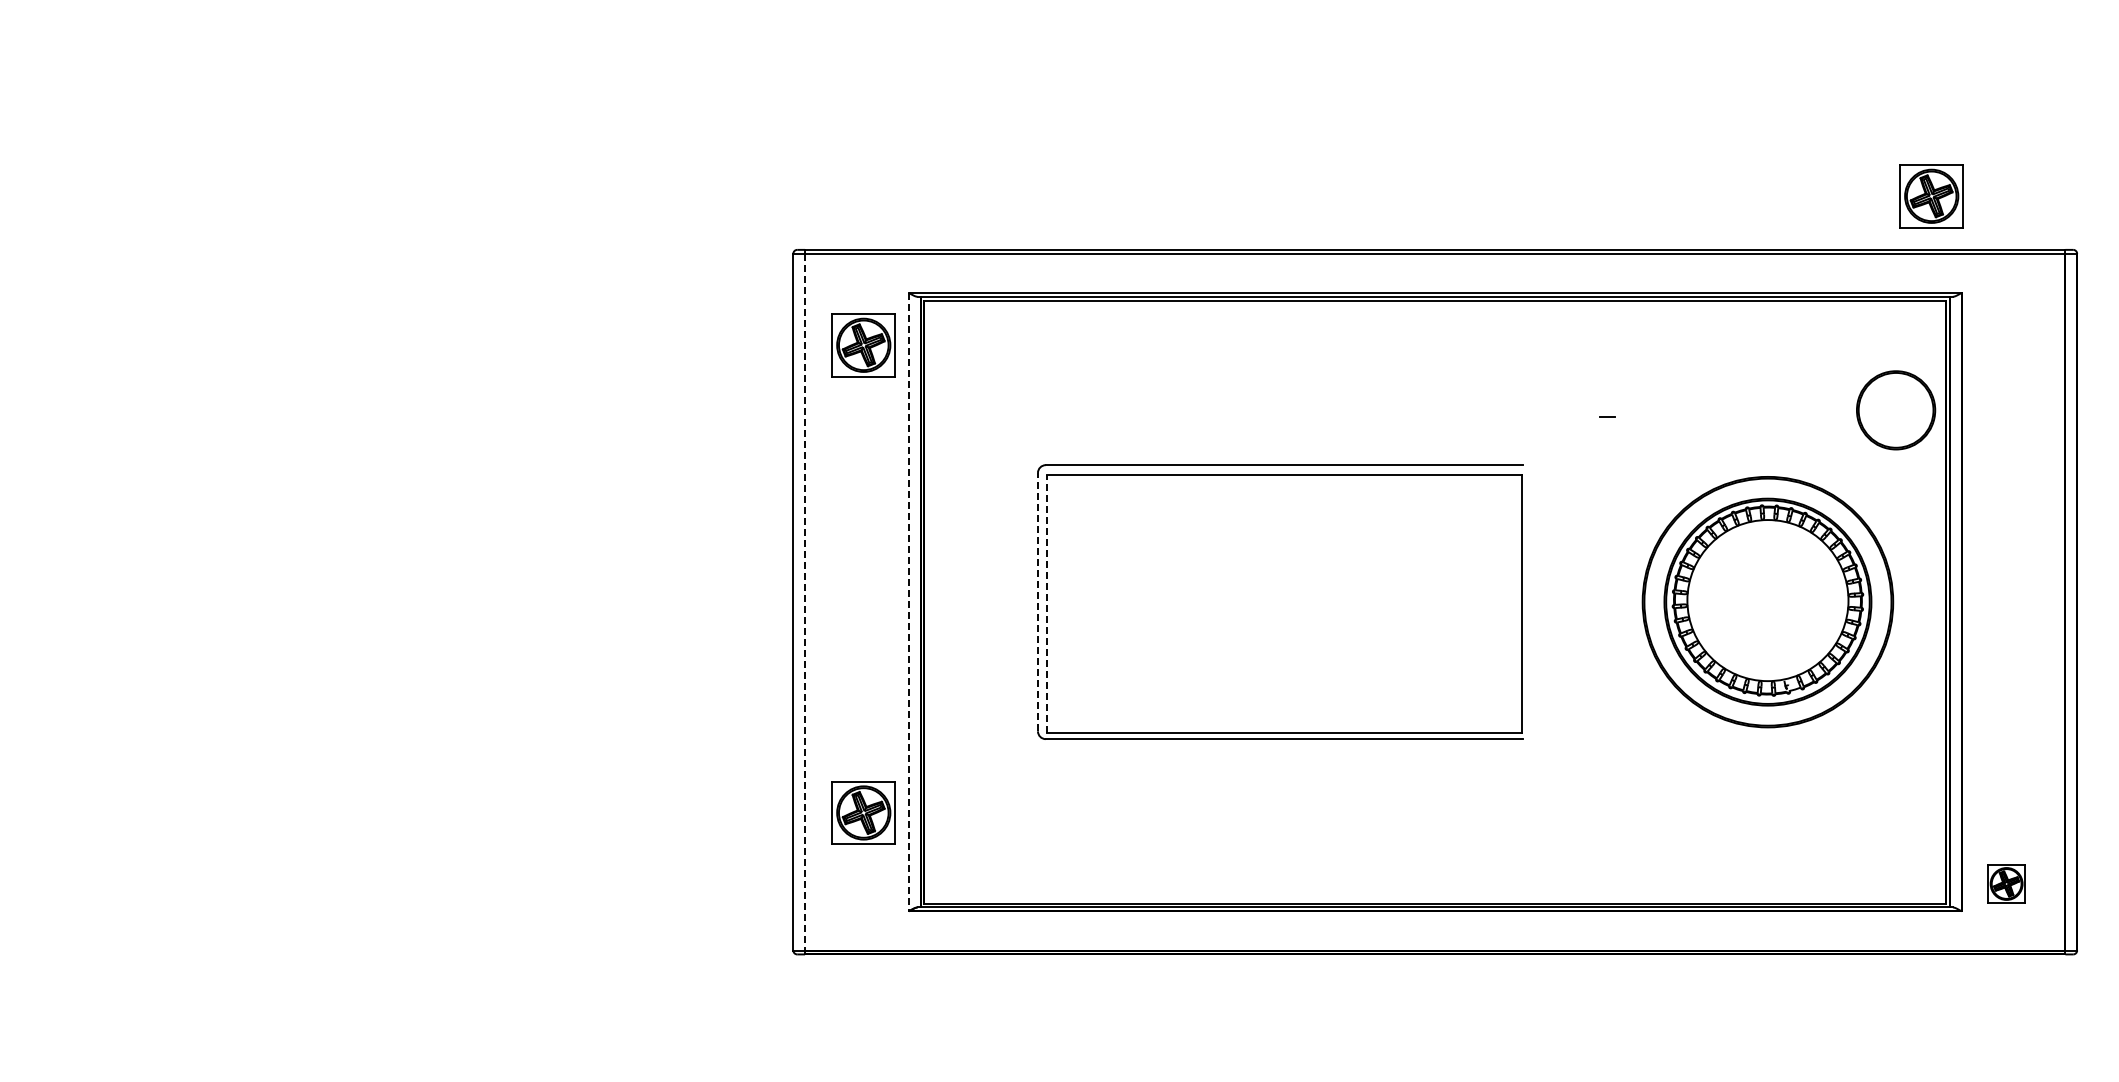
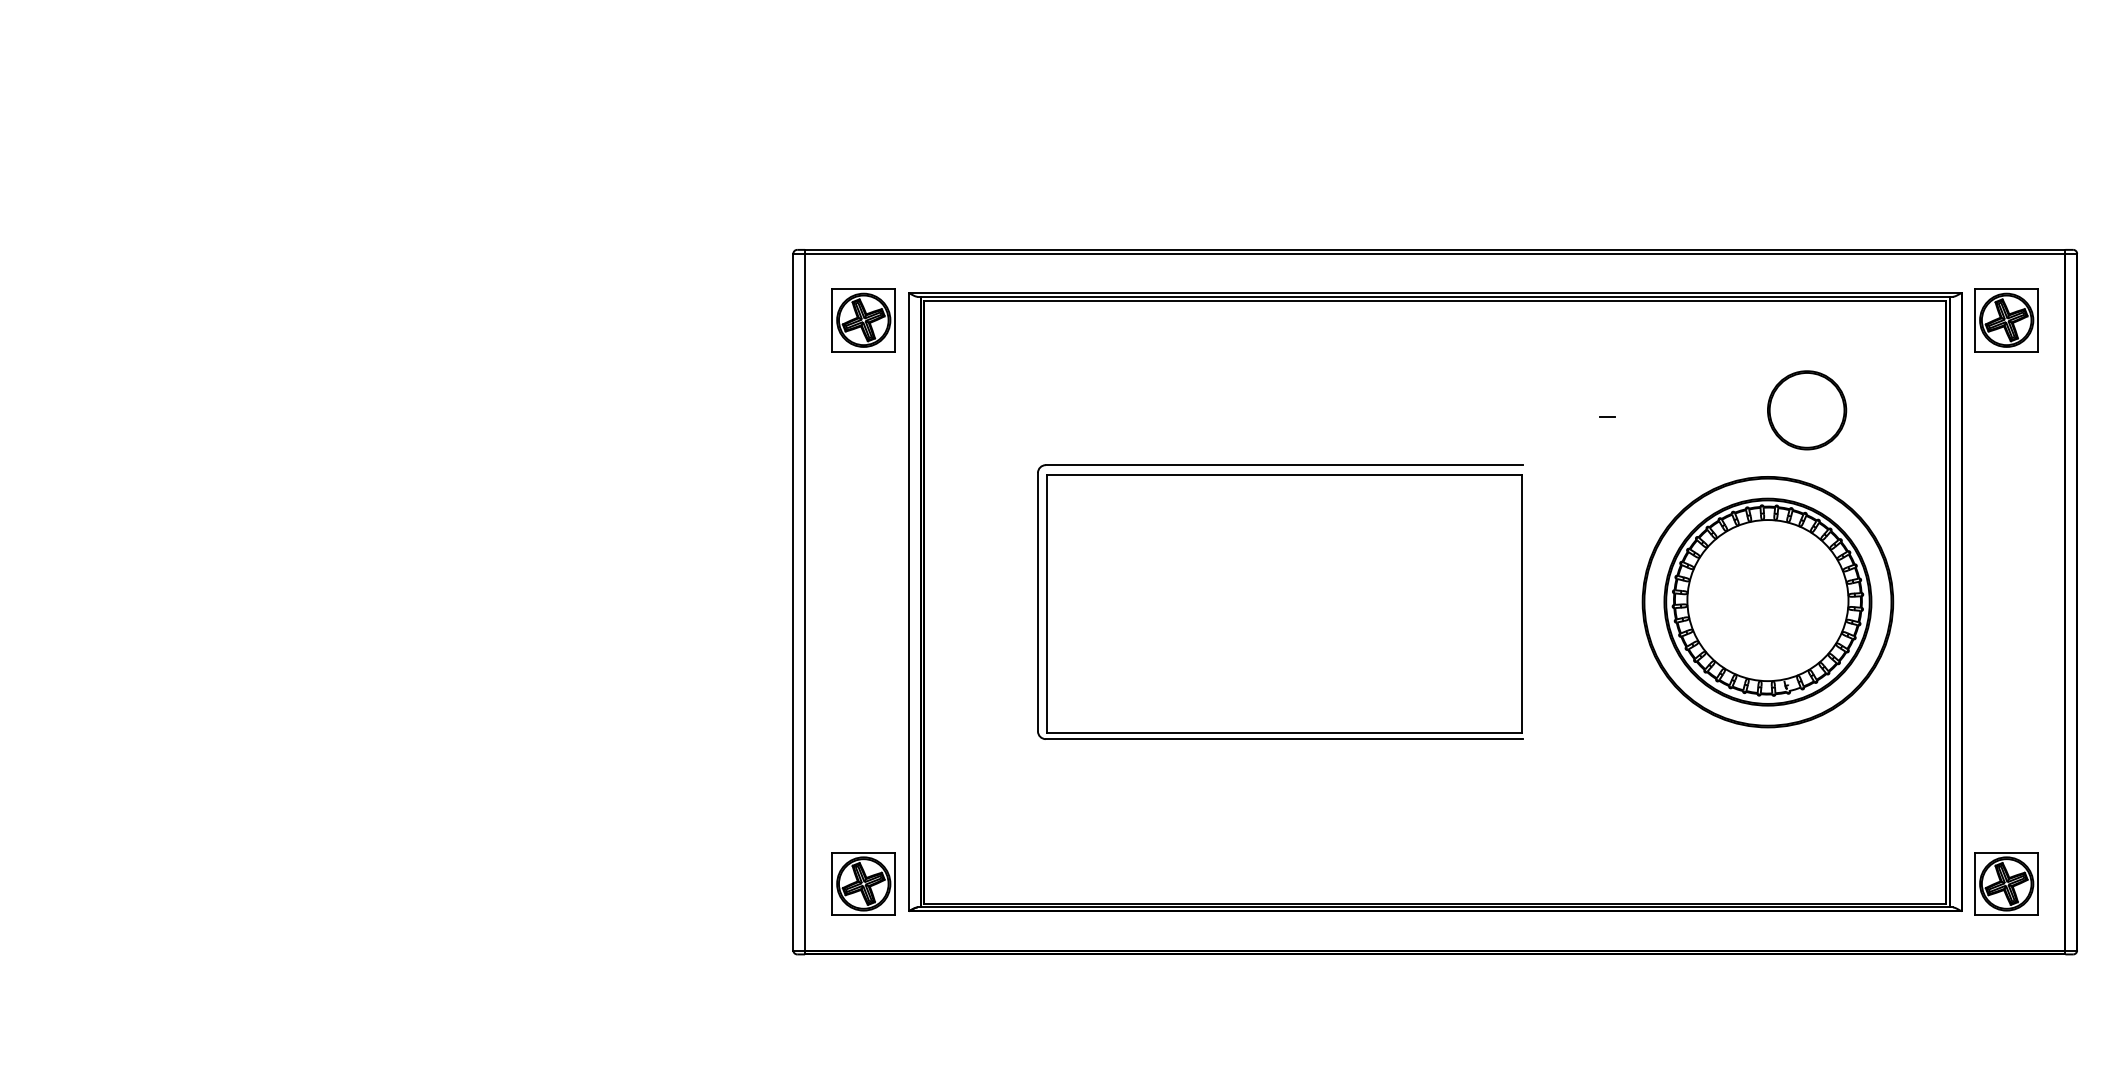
part position: (1931, 196) -> (2006, 320) (2006, 320)
part position: (863, 345) -> (863, 320) (863, 320)
part position: (1896, 410) -> (1807, 410) (1807, 410)
line: dashed -> solid (1037, 601)
line: dashed -> solid (805, 602)
line: dashed -> solid (908, 602)
line: dashed -> solid (1046, 603)
part position: (863, 812) -> (863, 883) (863, 883)
part size: 39x40 px -> 65x64 px (2006, 883)
